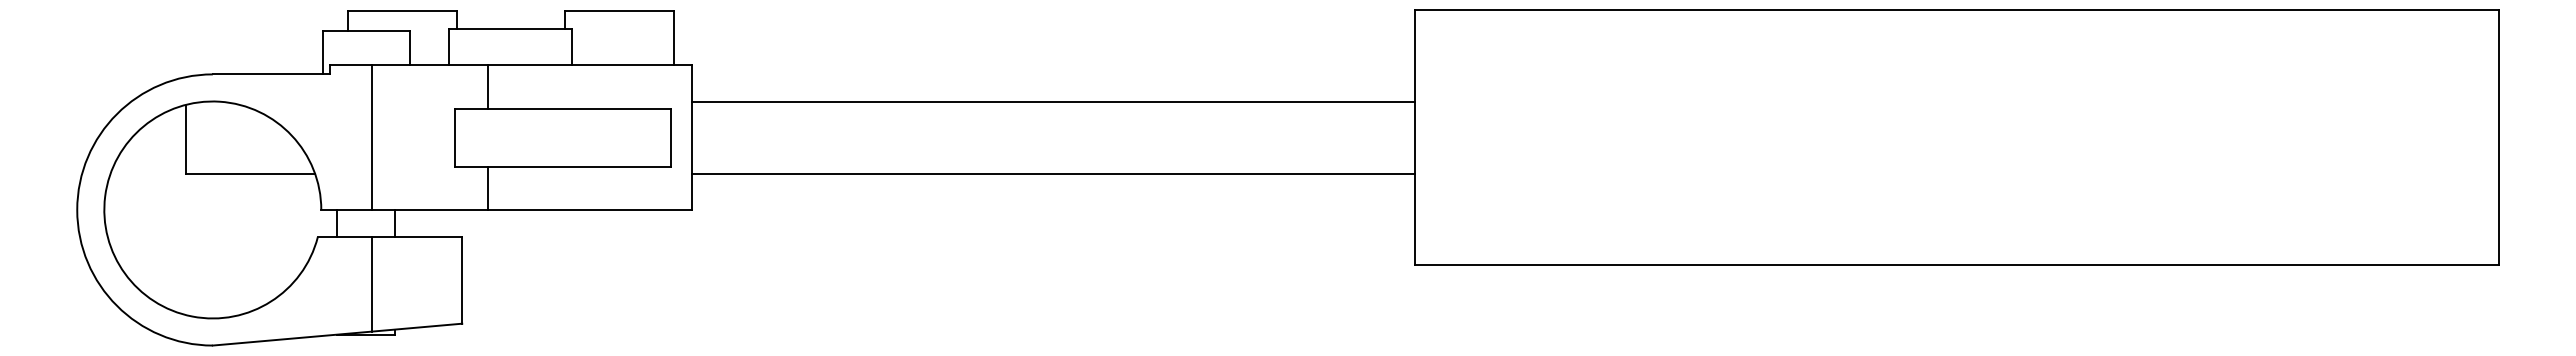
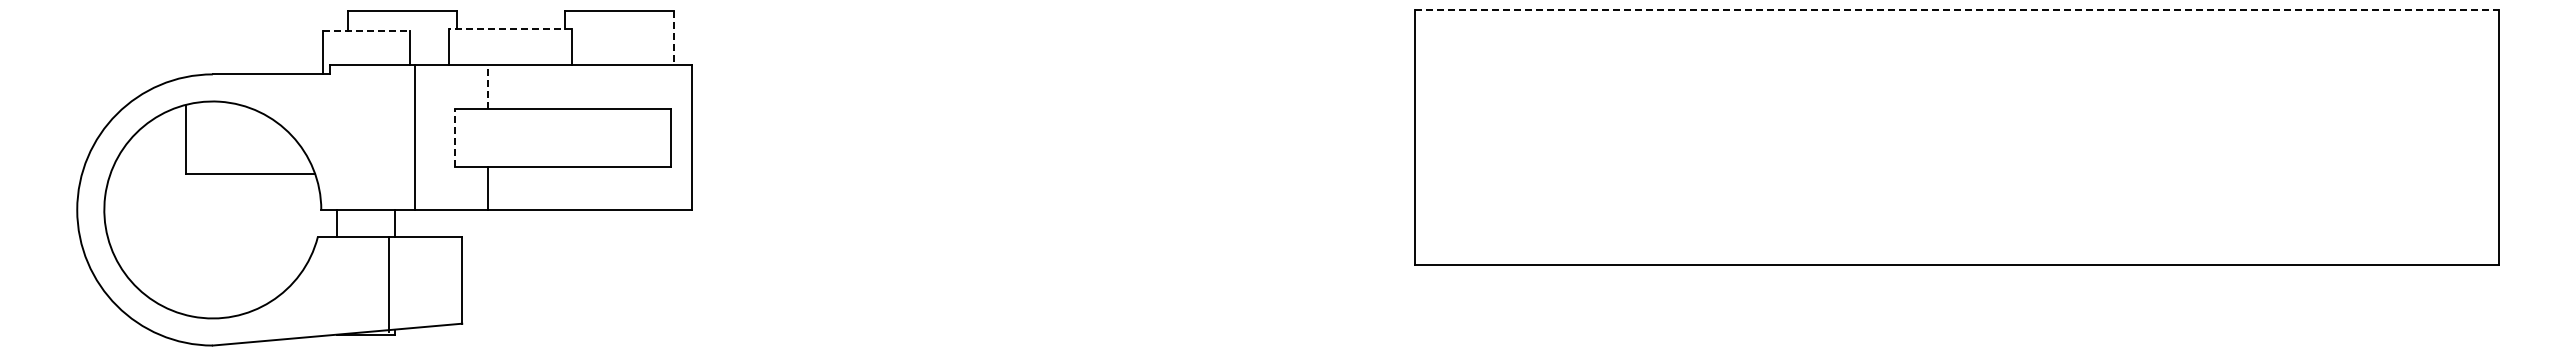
line: solid -> dashed (1957, 10)
line: solid -> dashed (510, 29)
line: solid -> dashed (366, 31)
line: solid -> dashed (673, 38)
line: solid -> dashed (487, 87)
line: present -> none (1052, 101)
line position: (371, 137) -> (414, 137) (414, 137)
line: solid -> dashed (454, 137)
line: present -> none (1052, 173)
line position: (371, 284) -> (388, 284) (388, 284)
